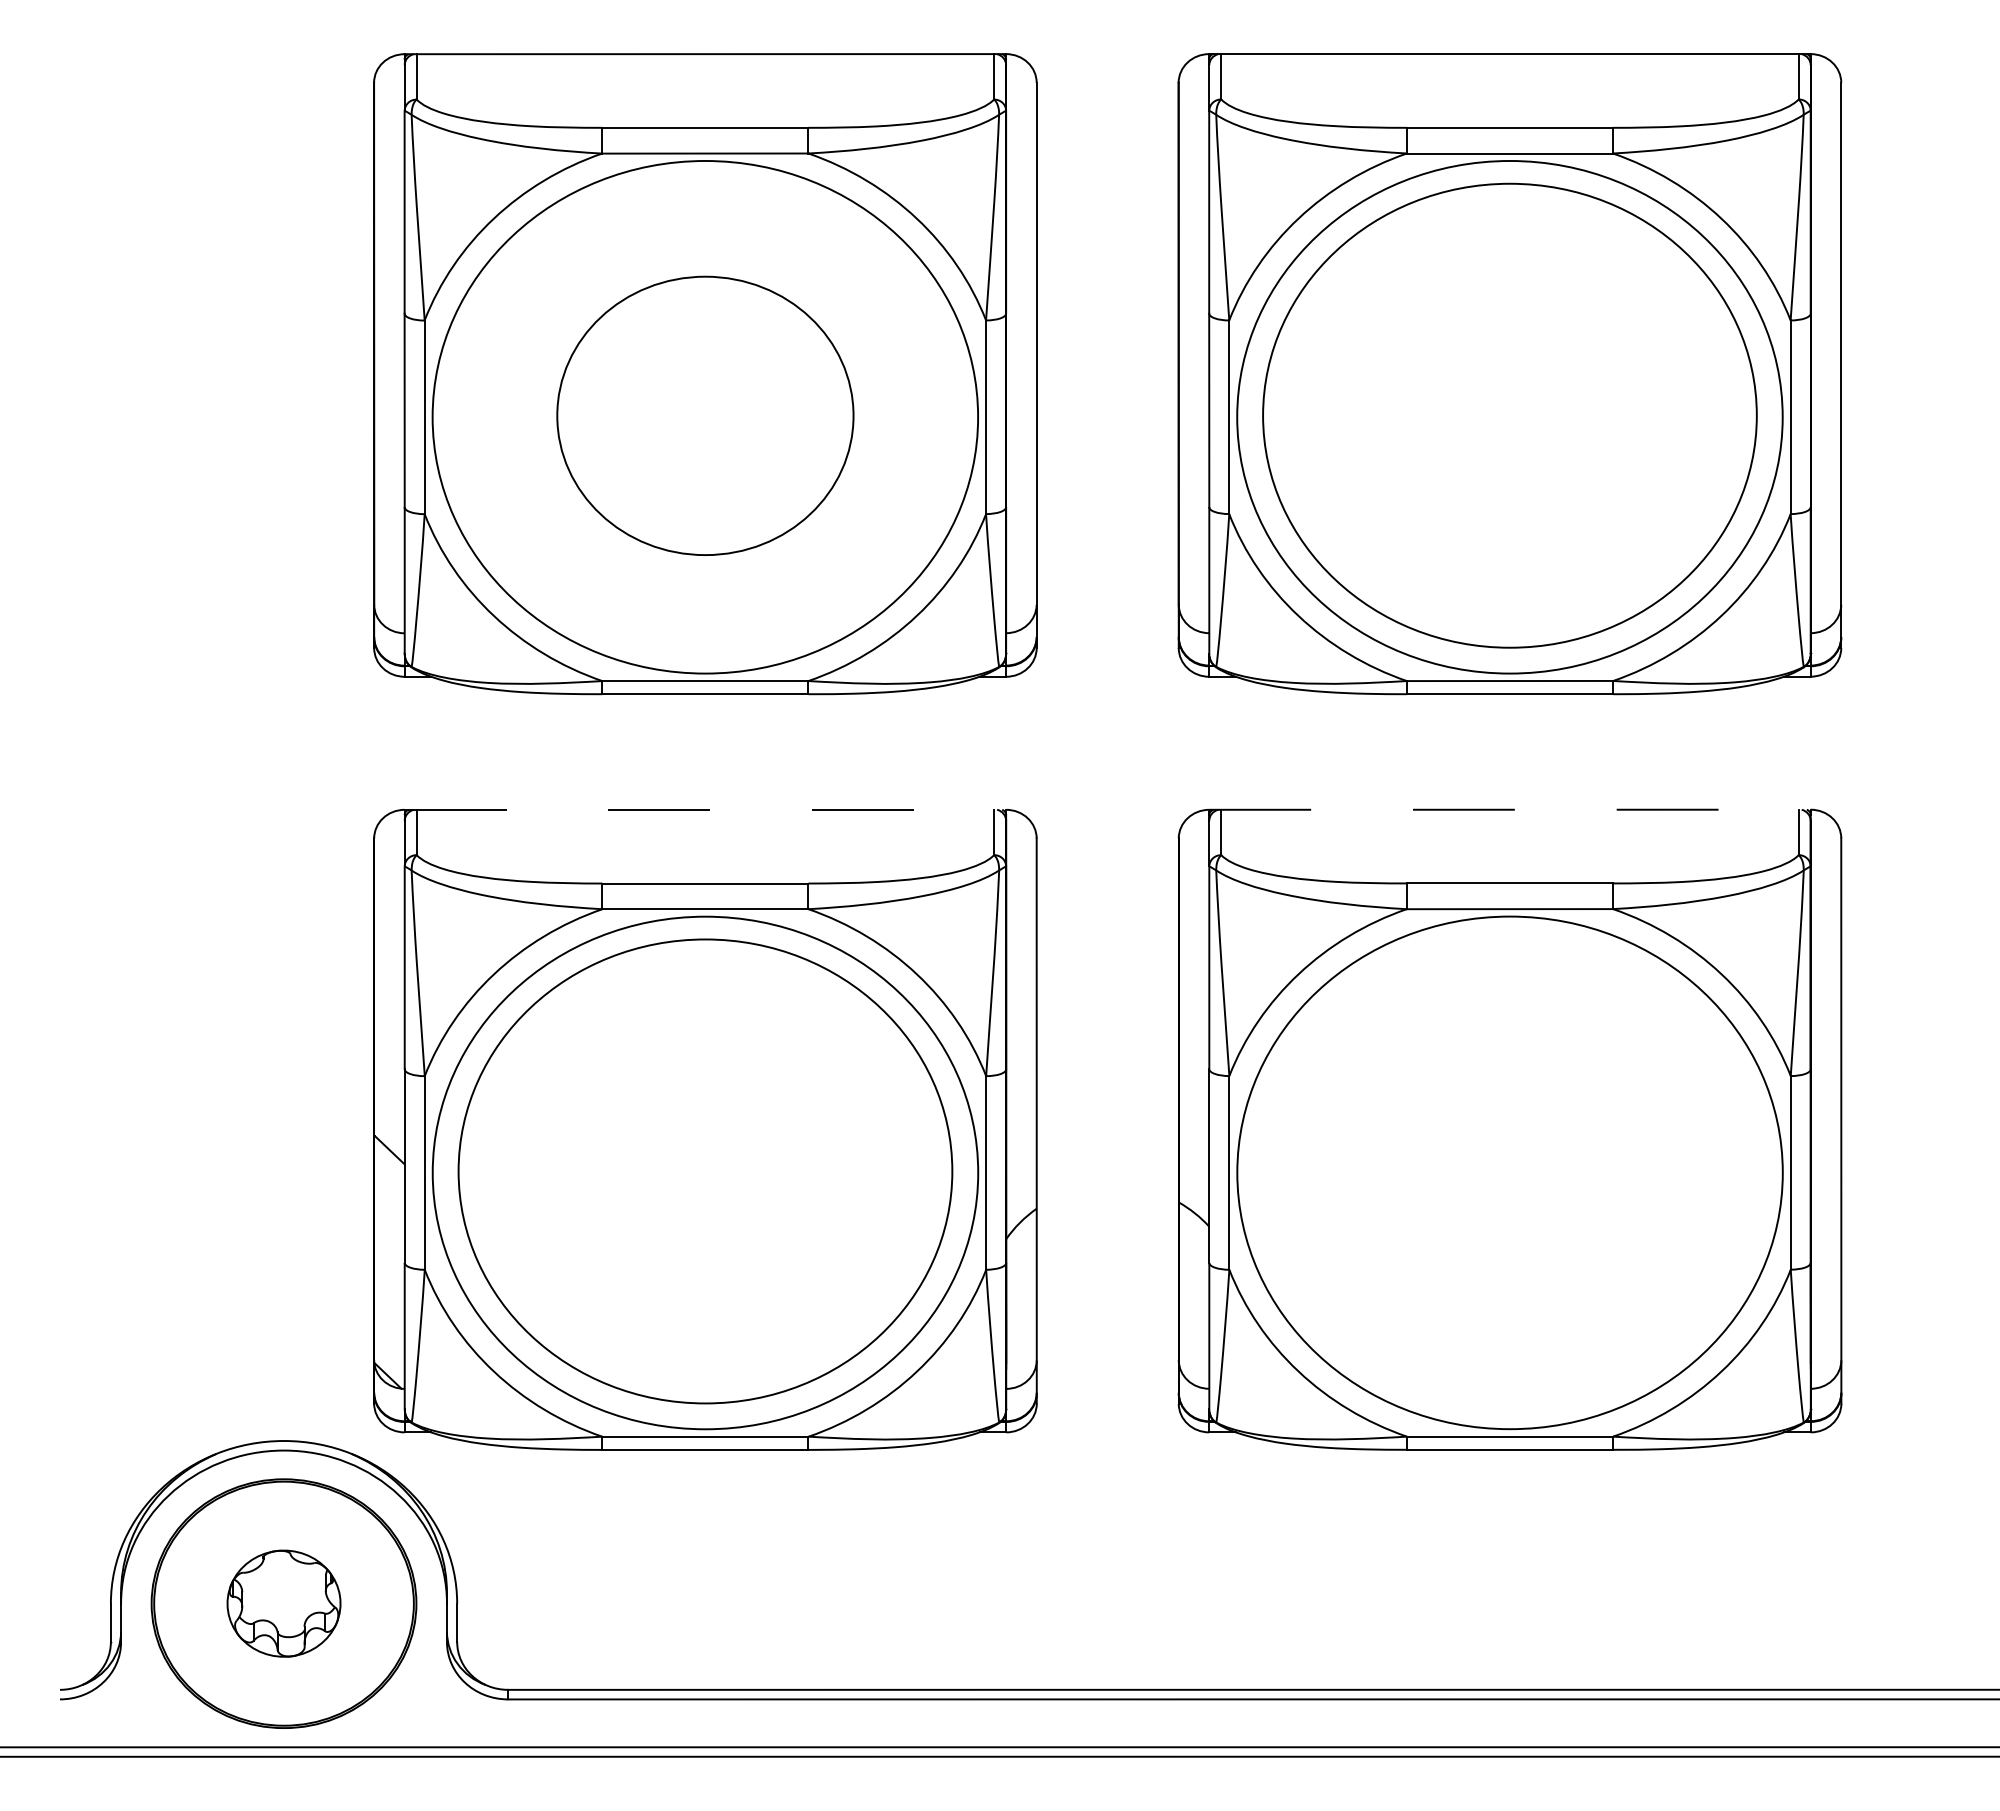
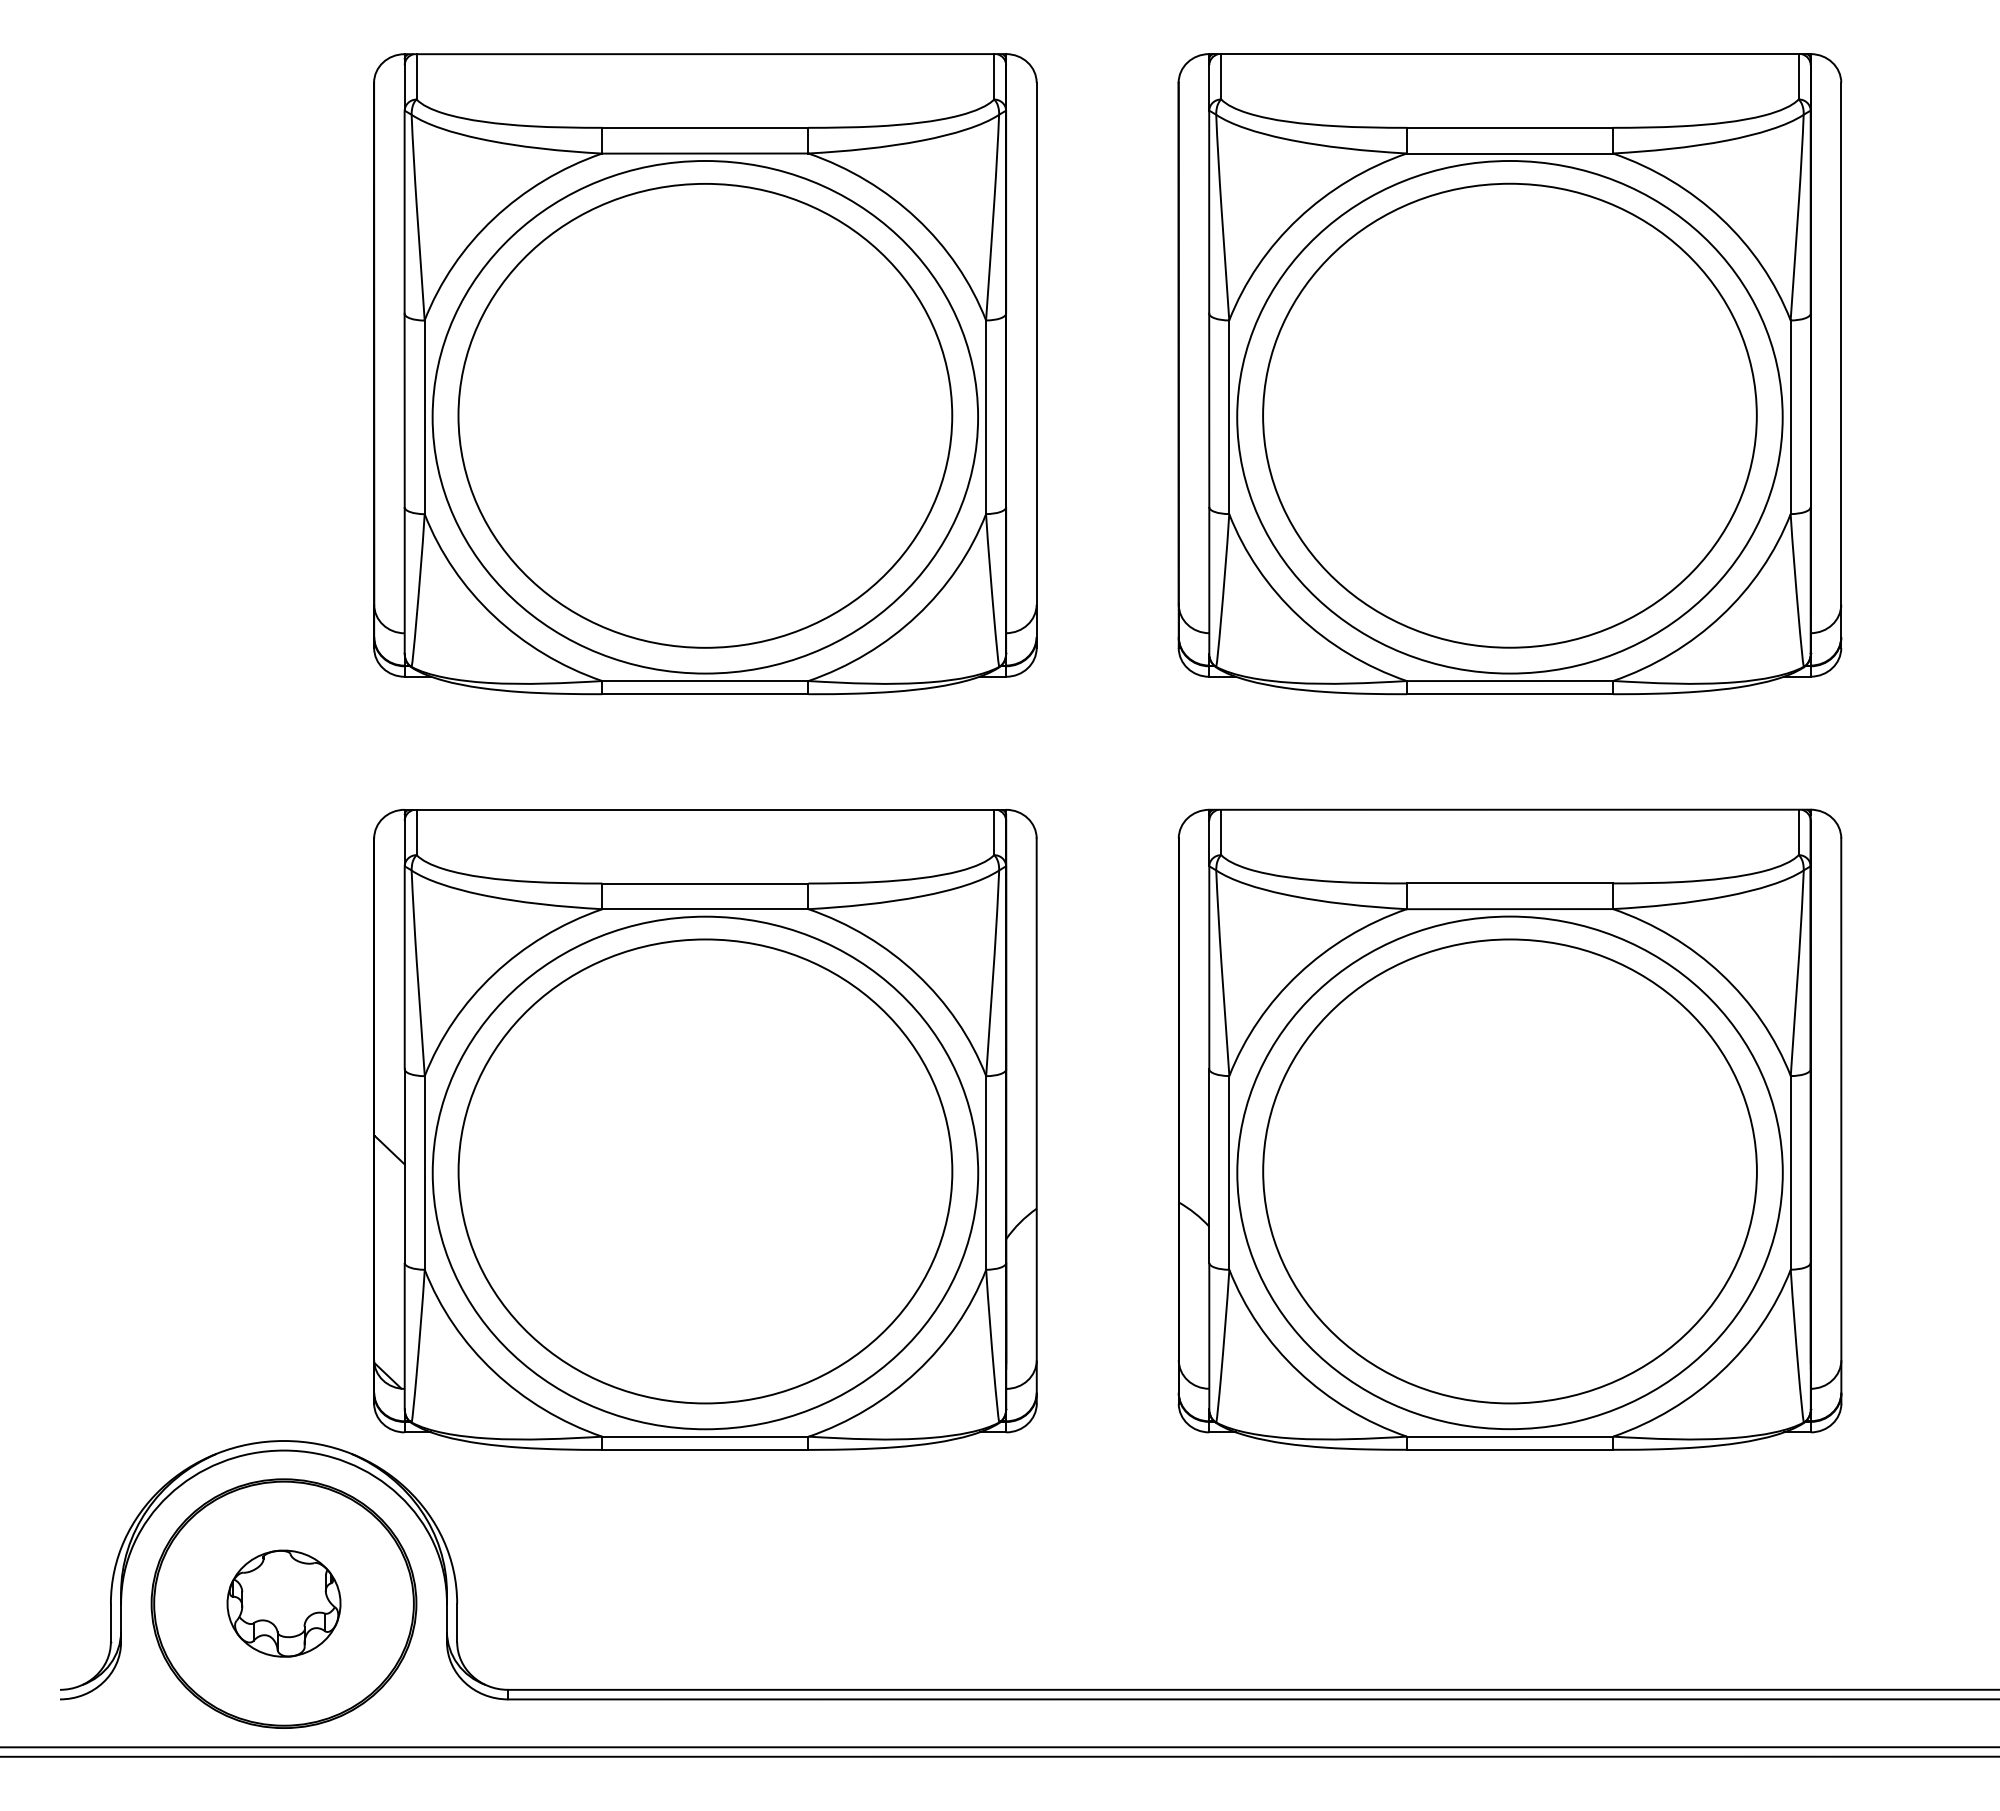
part size: 299x281 px -> 497x466 px (705, 415)
line: dashed -> solid (705, 809)
line: dashed -> solid (1510, 809)
part: none -> present (1509, 1171)
